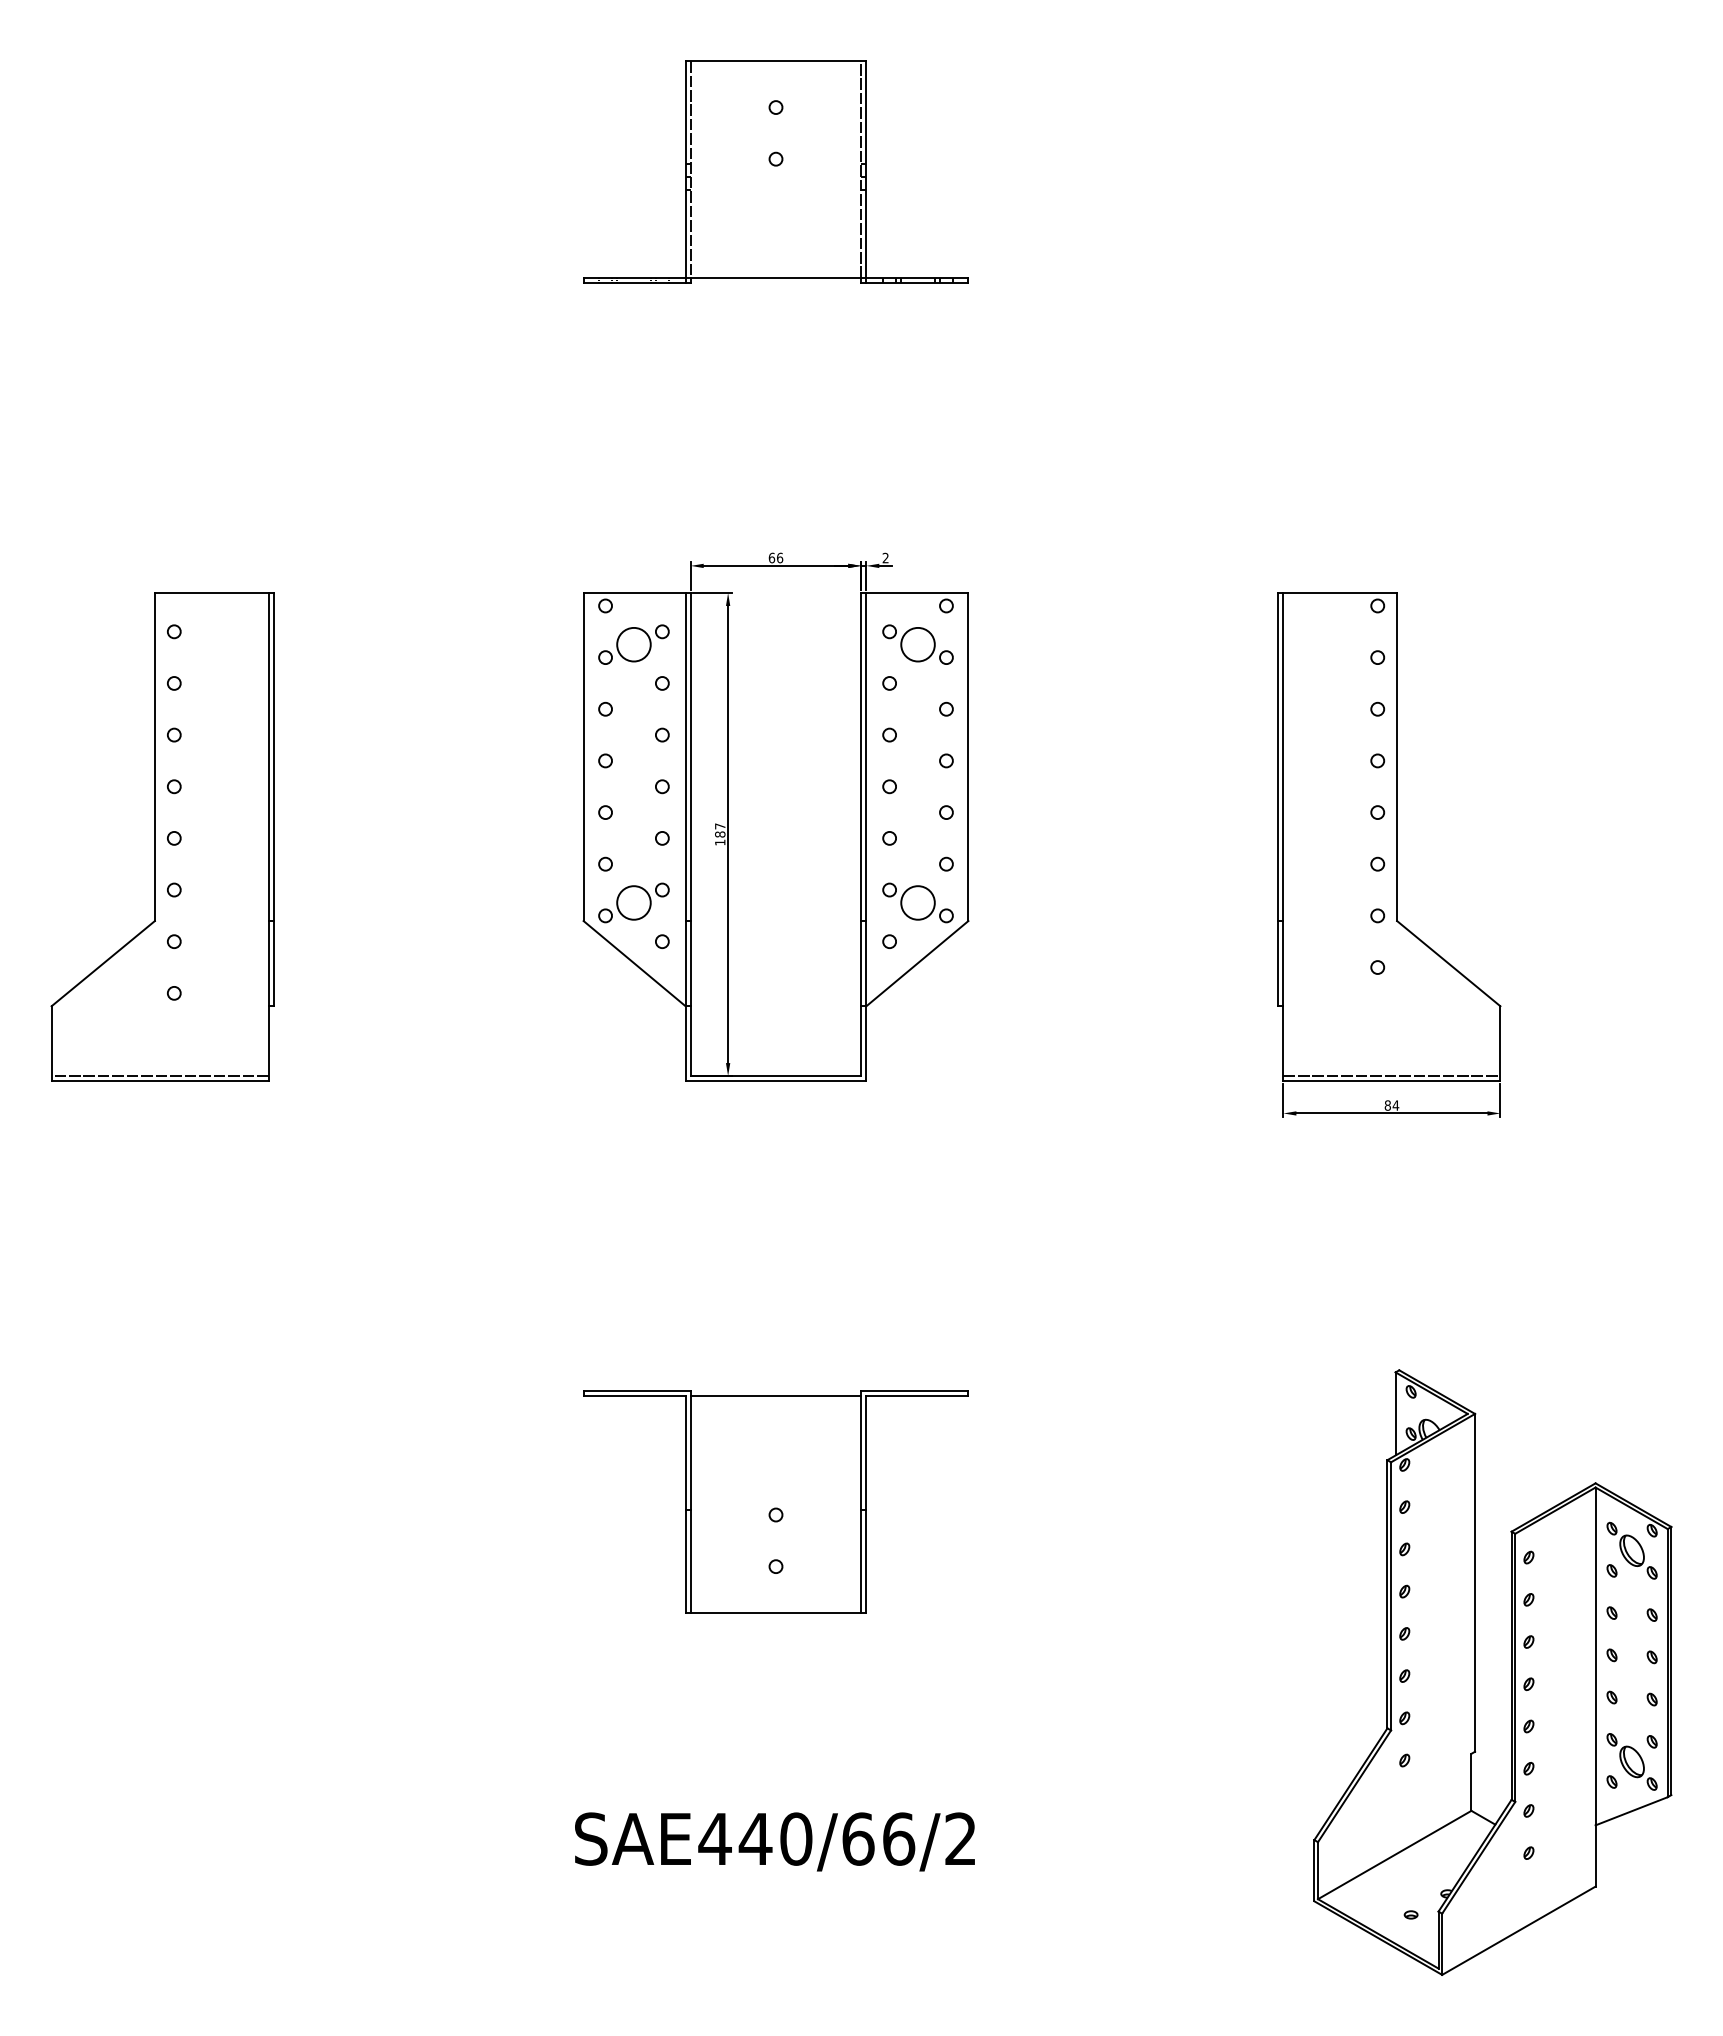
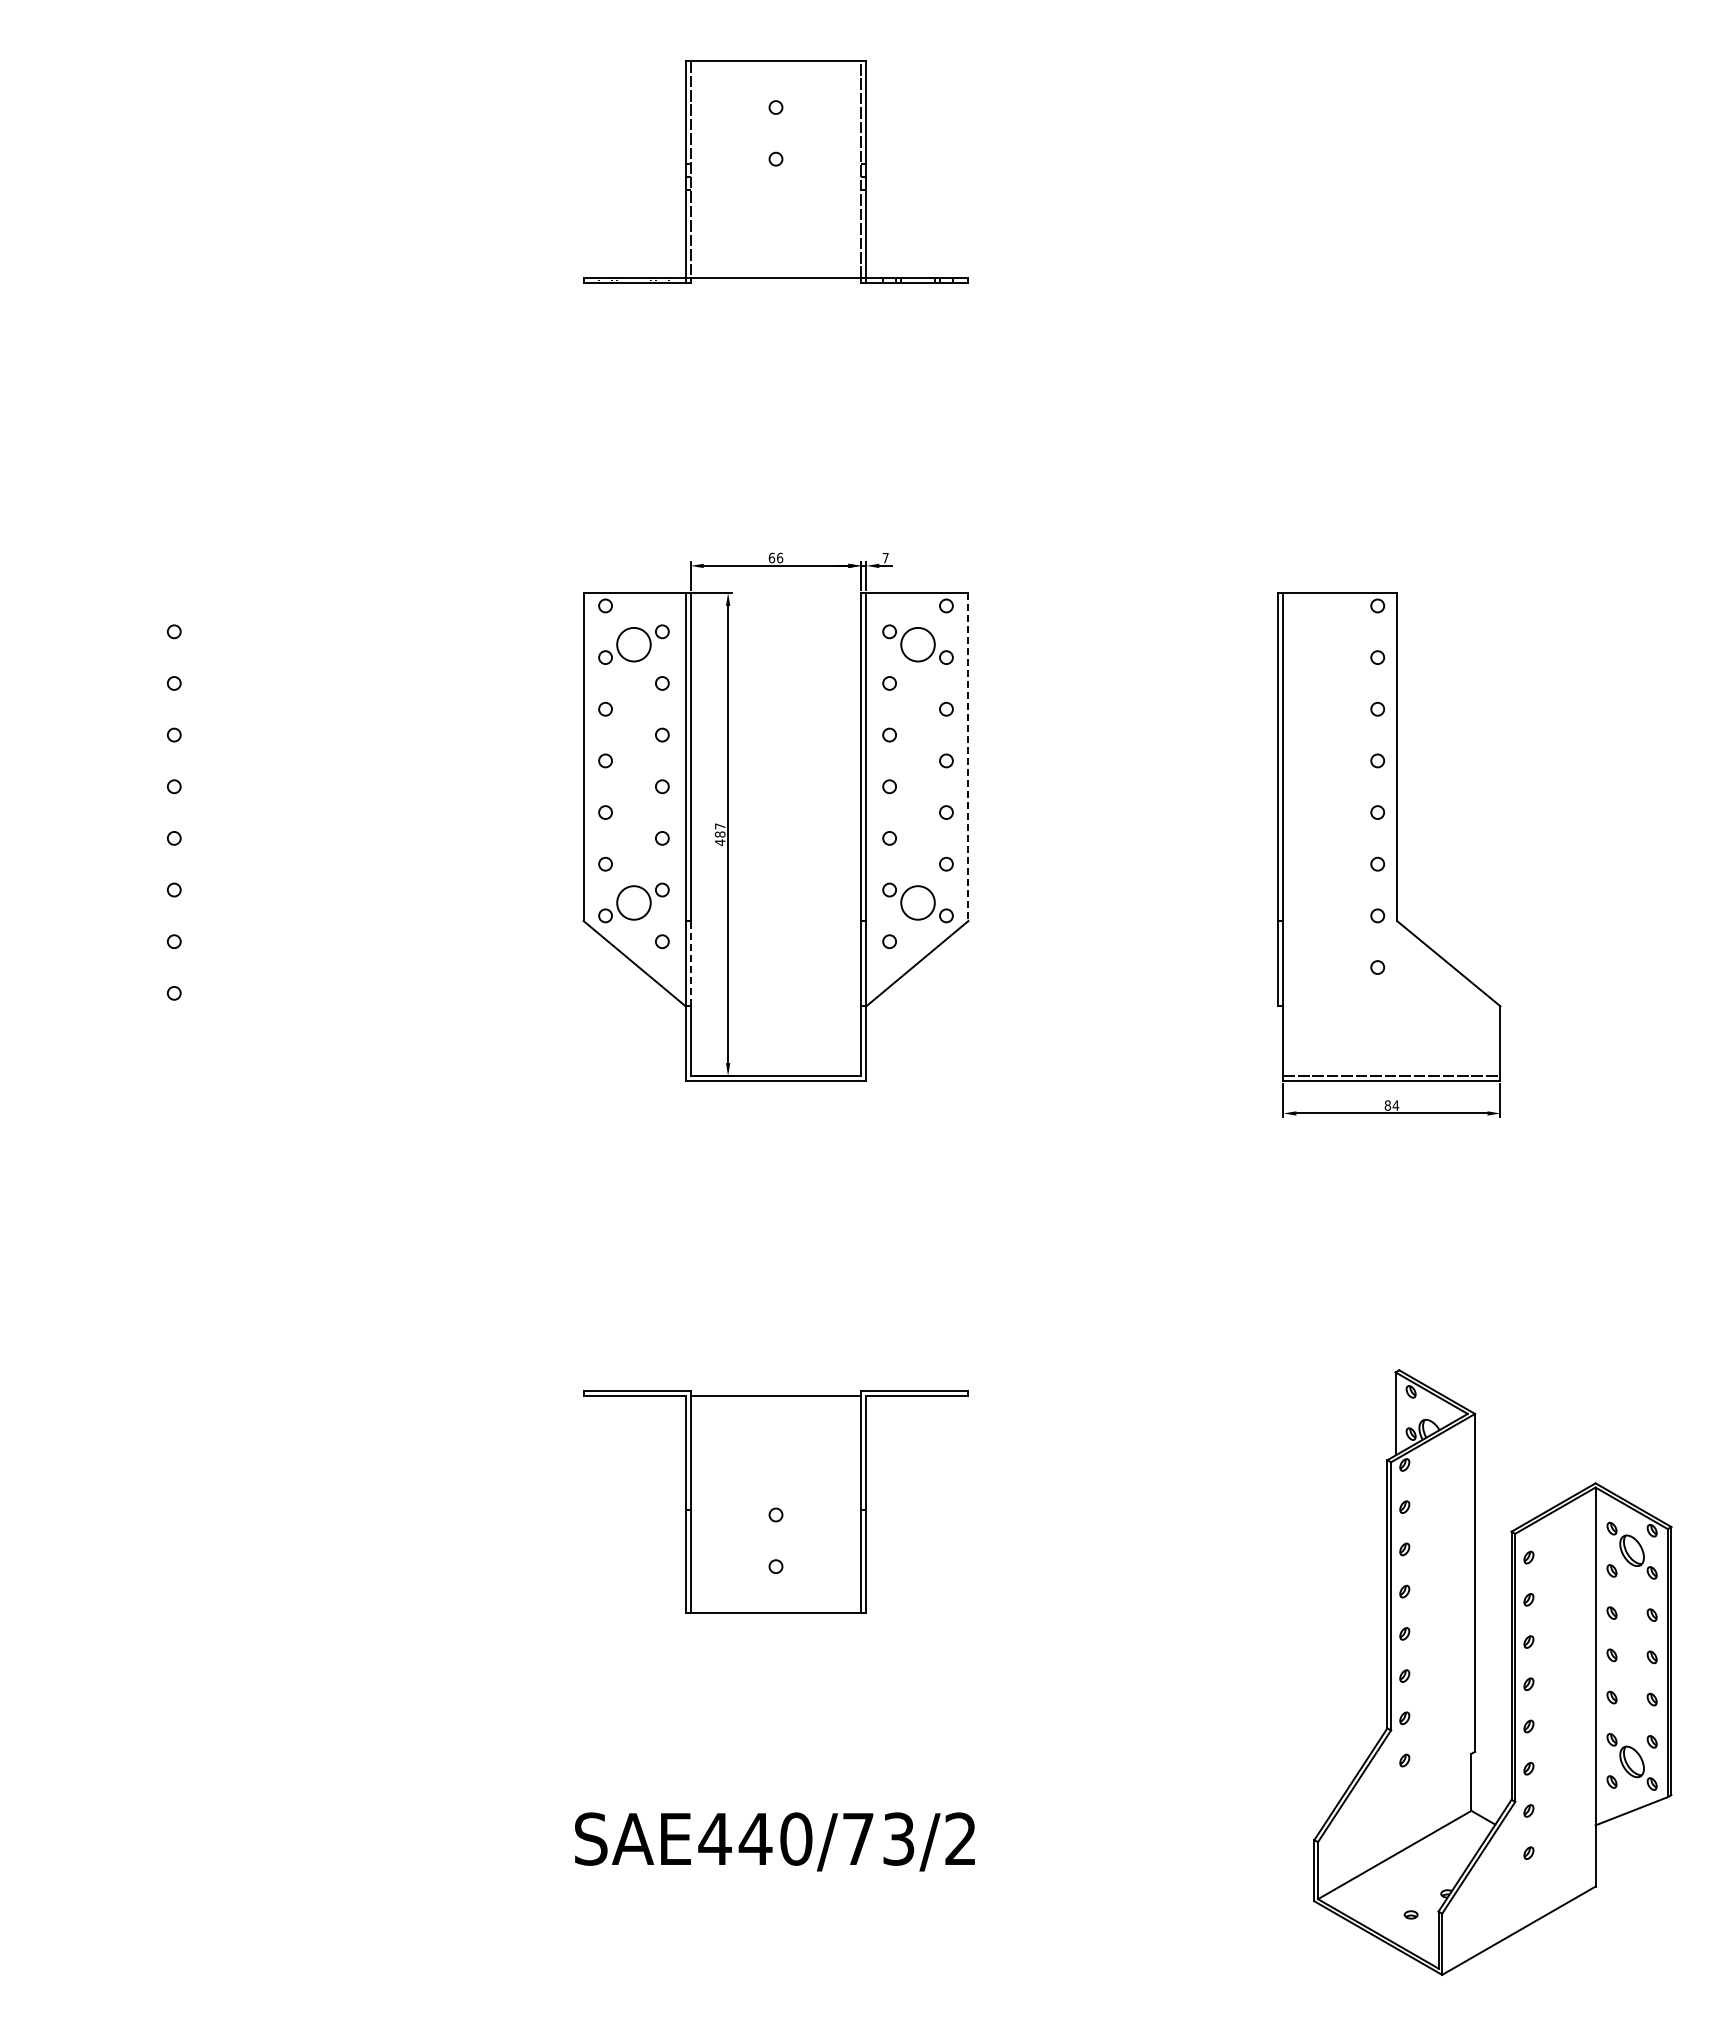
text: 2 -> 7 (885, 557)
line: solid -> dashed (968, 757)
part: present -> none (162, 836)
text: 187 -> 487 (720, 842)
line: solid -> dashed (690, 963)
text: SAE440/66/2 -> SAE440/73/2 (878, 1838)
